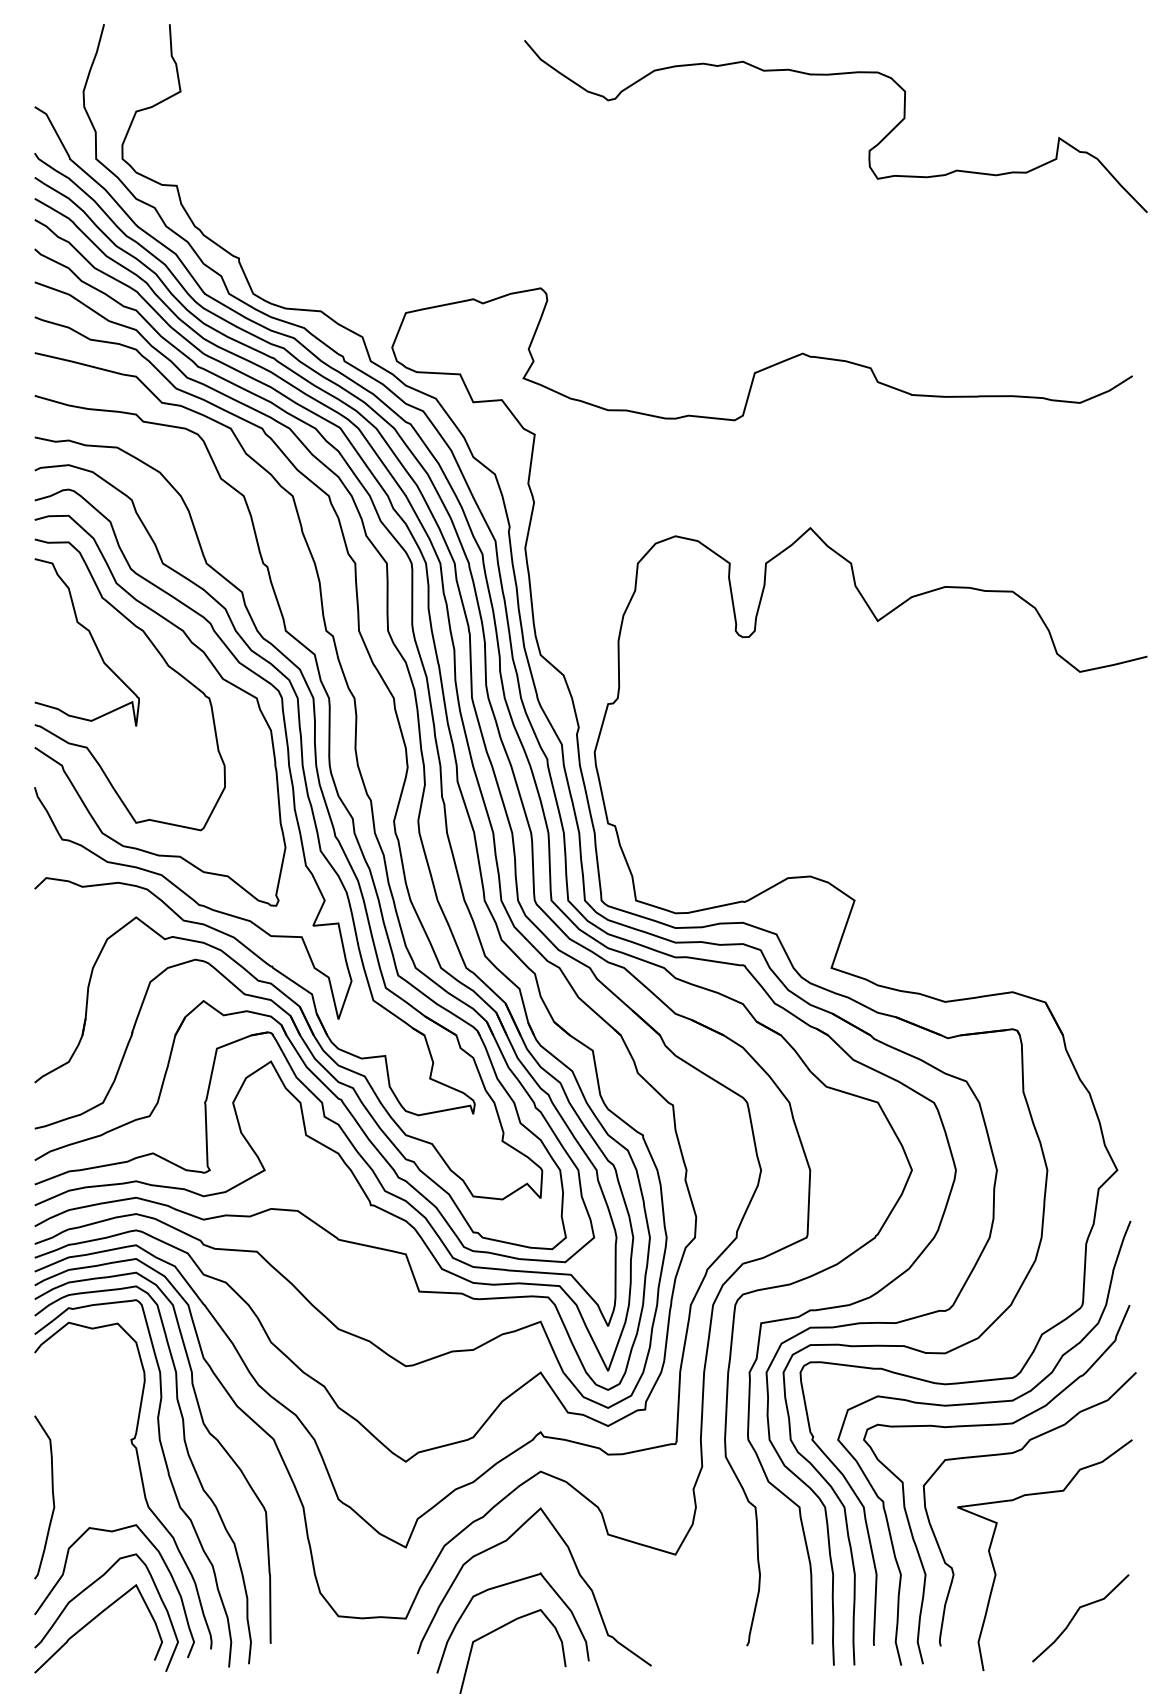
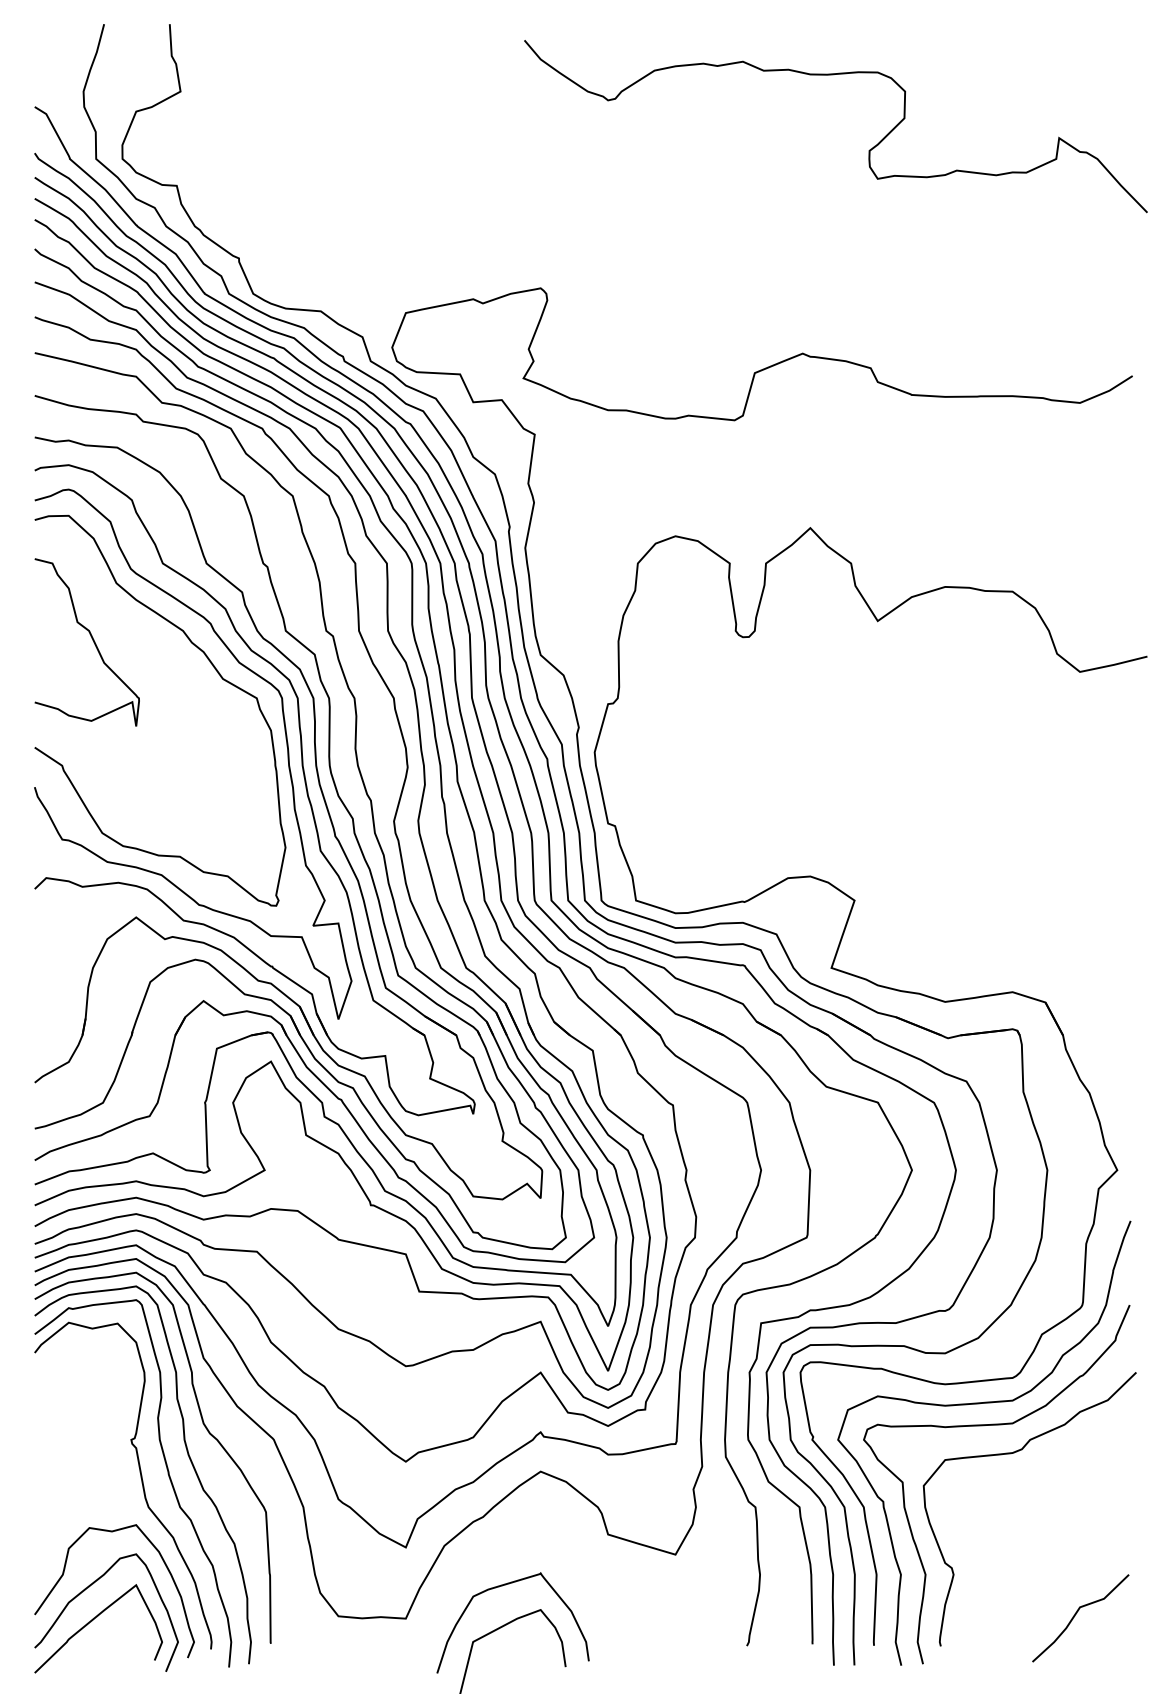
curve: present -> none (163, 660)
curve: present -> none (52, 1497)
curve: present -> none (575, 1567)
curve: present -> none (995, 1569)
